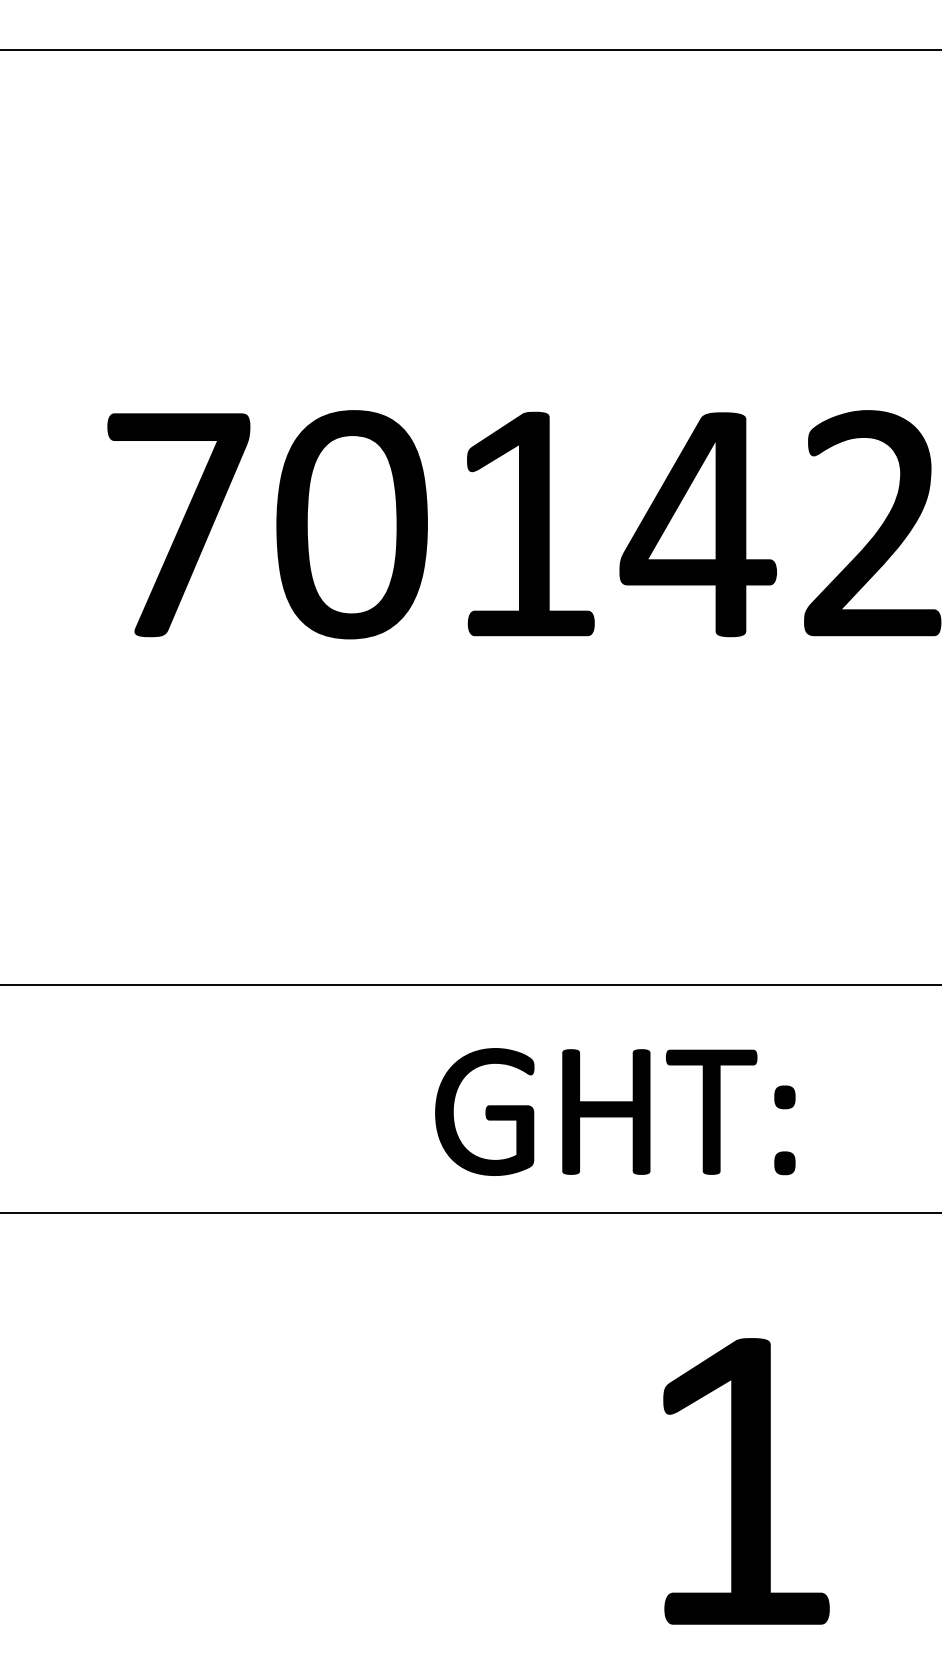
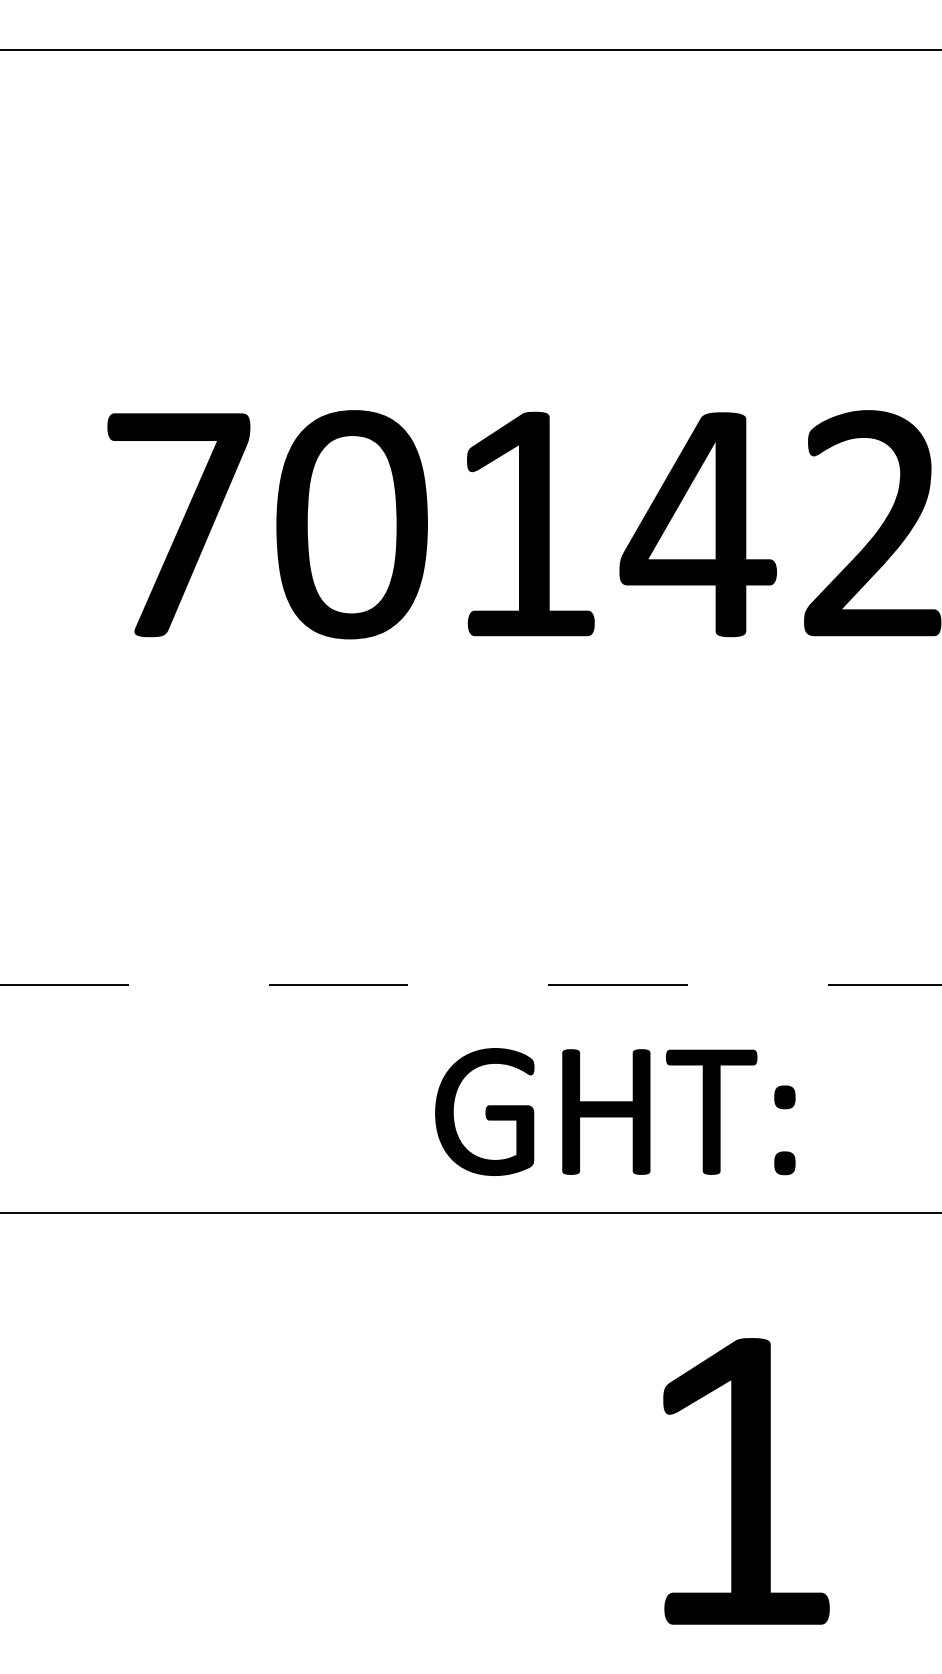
line: solid -> dashed (471, 985)
